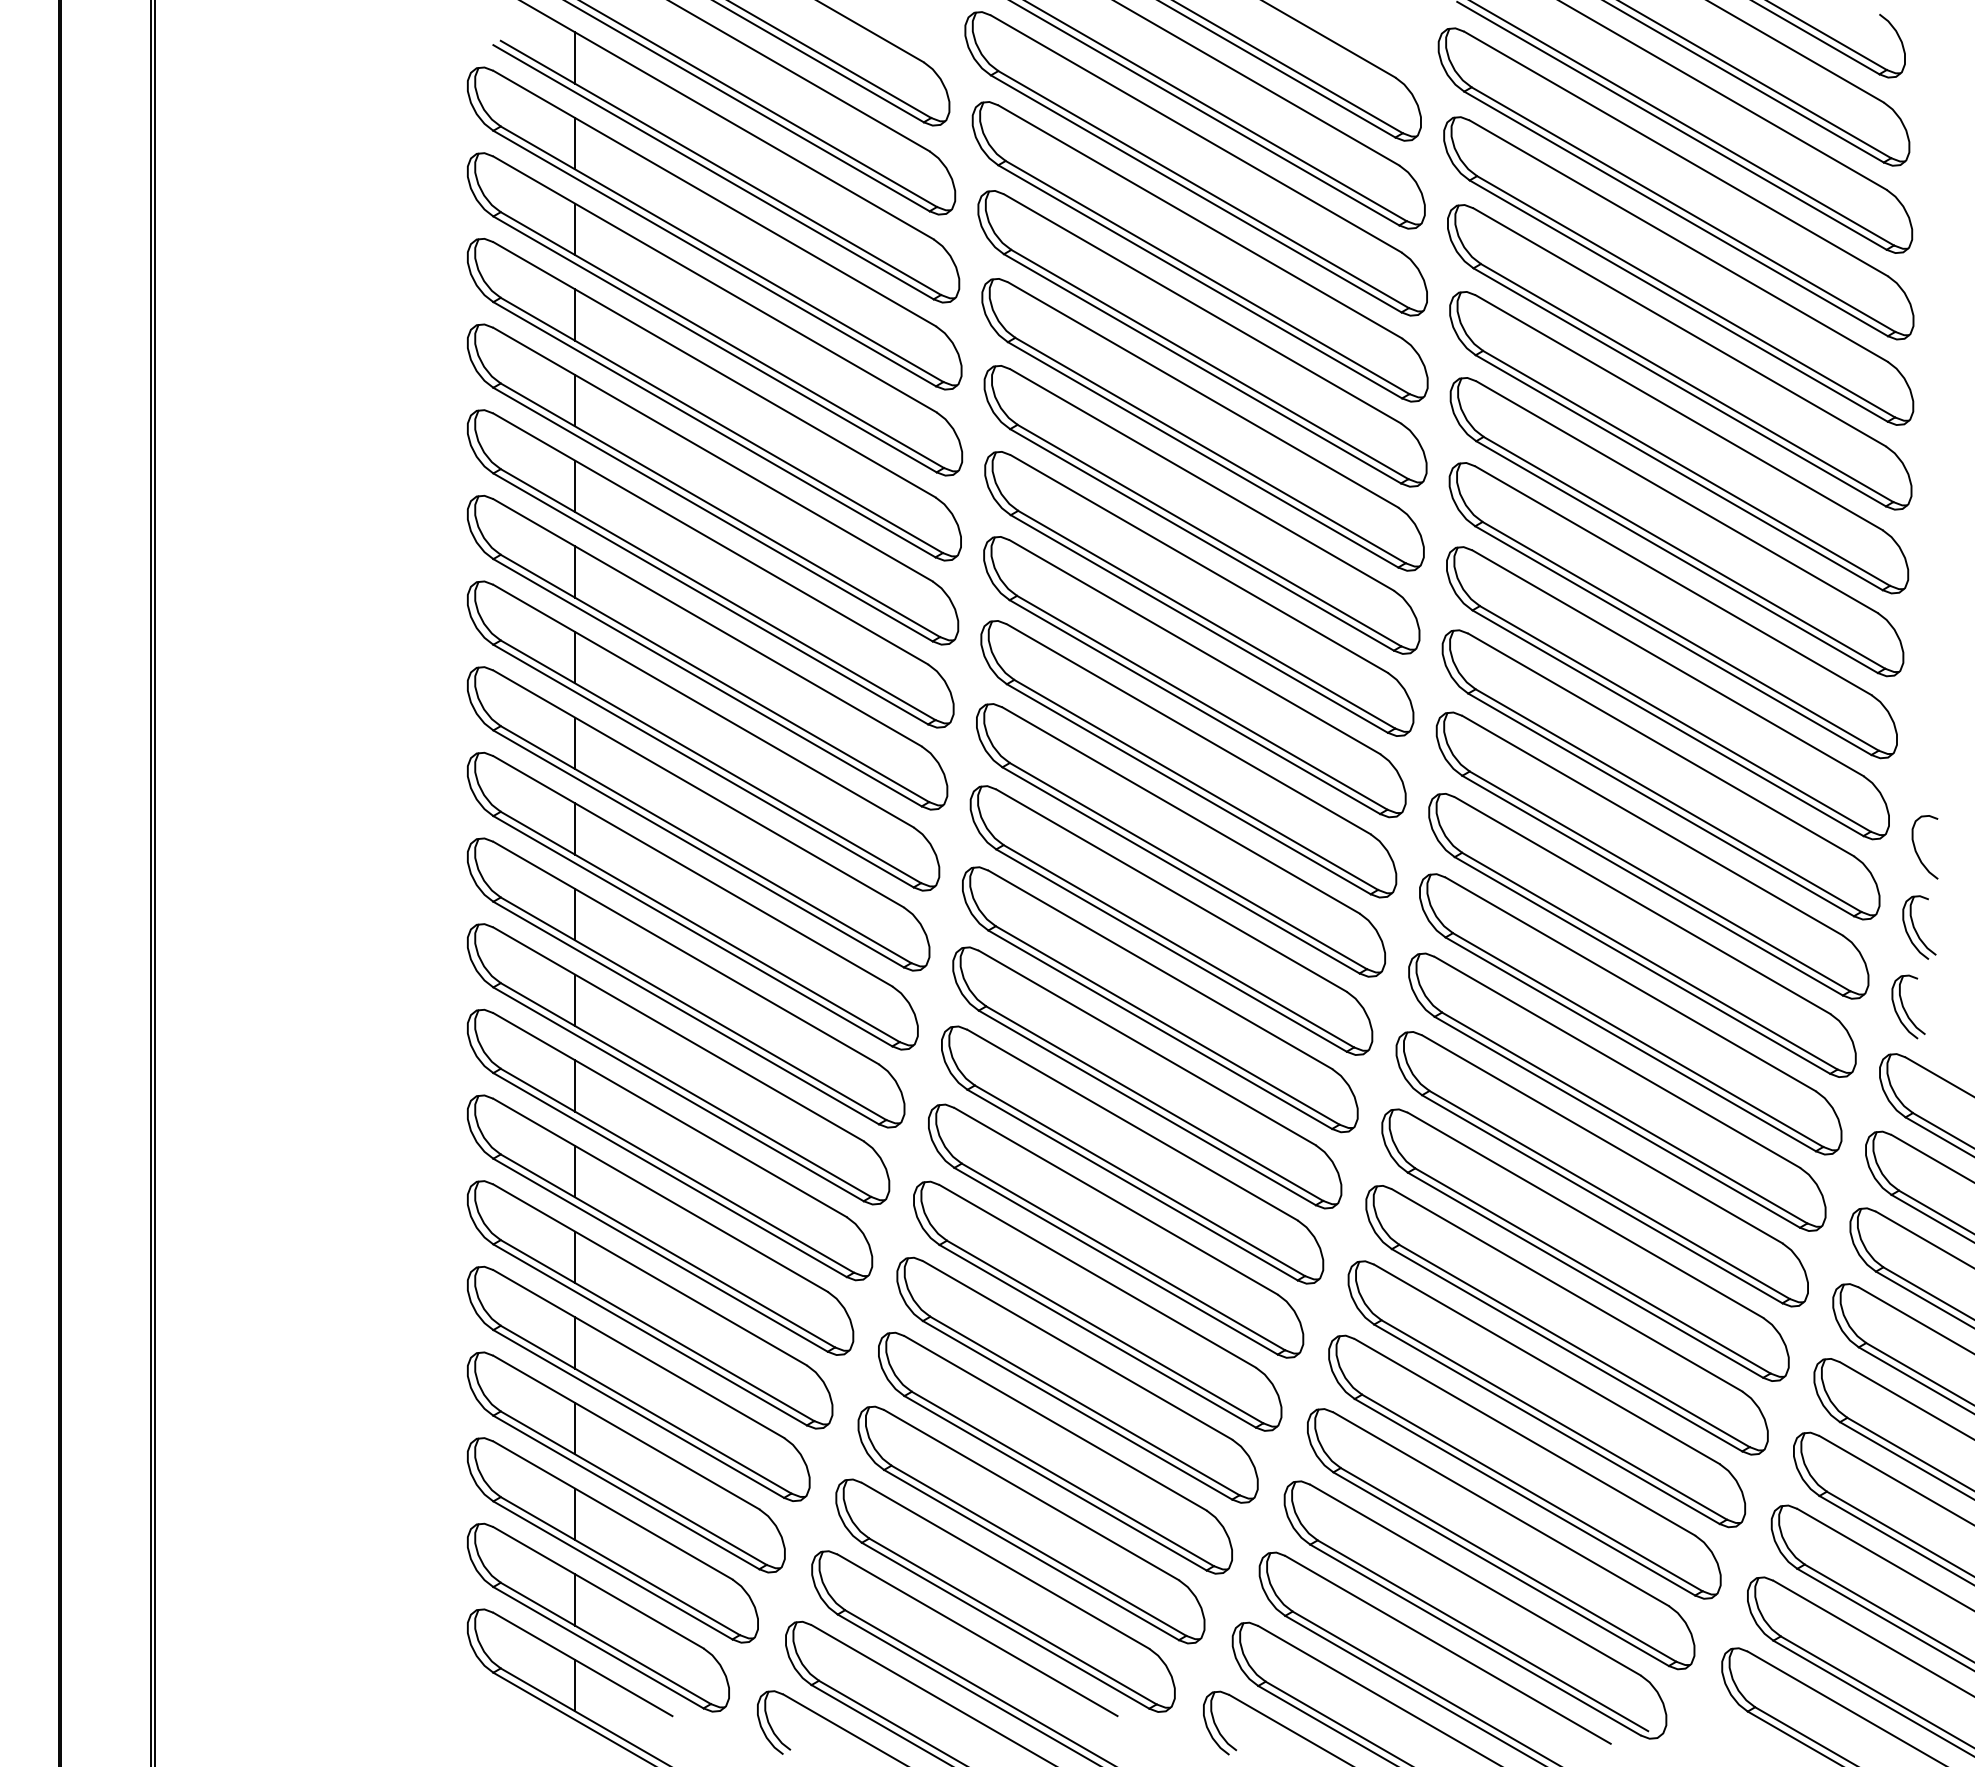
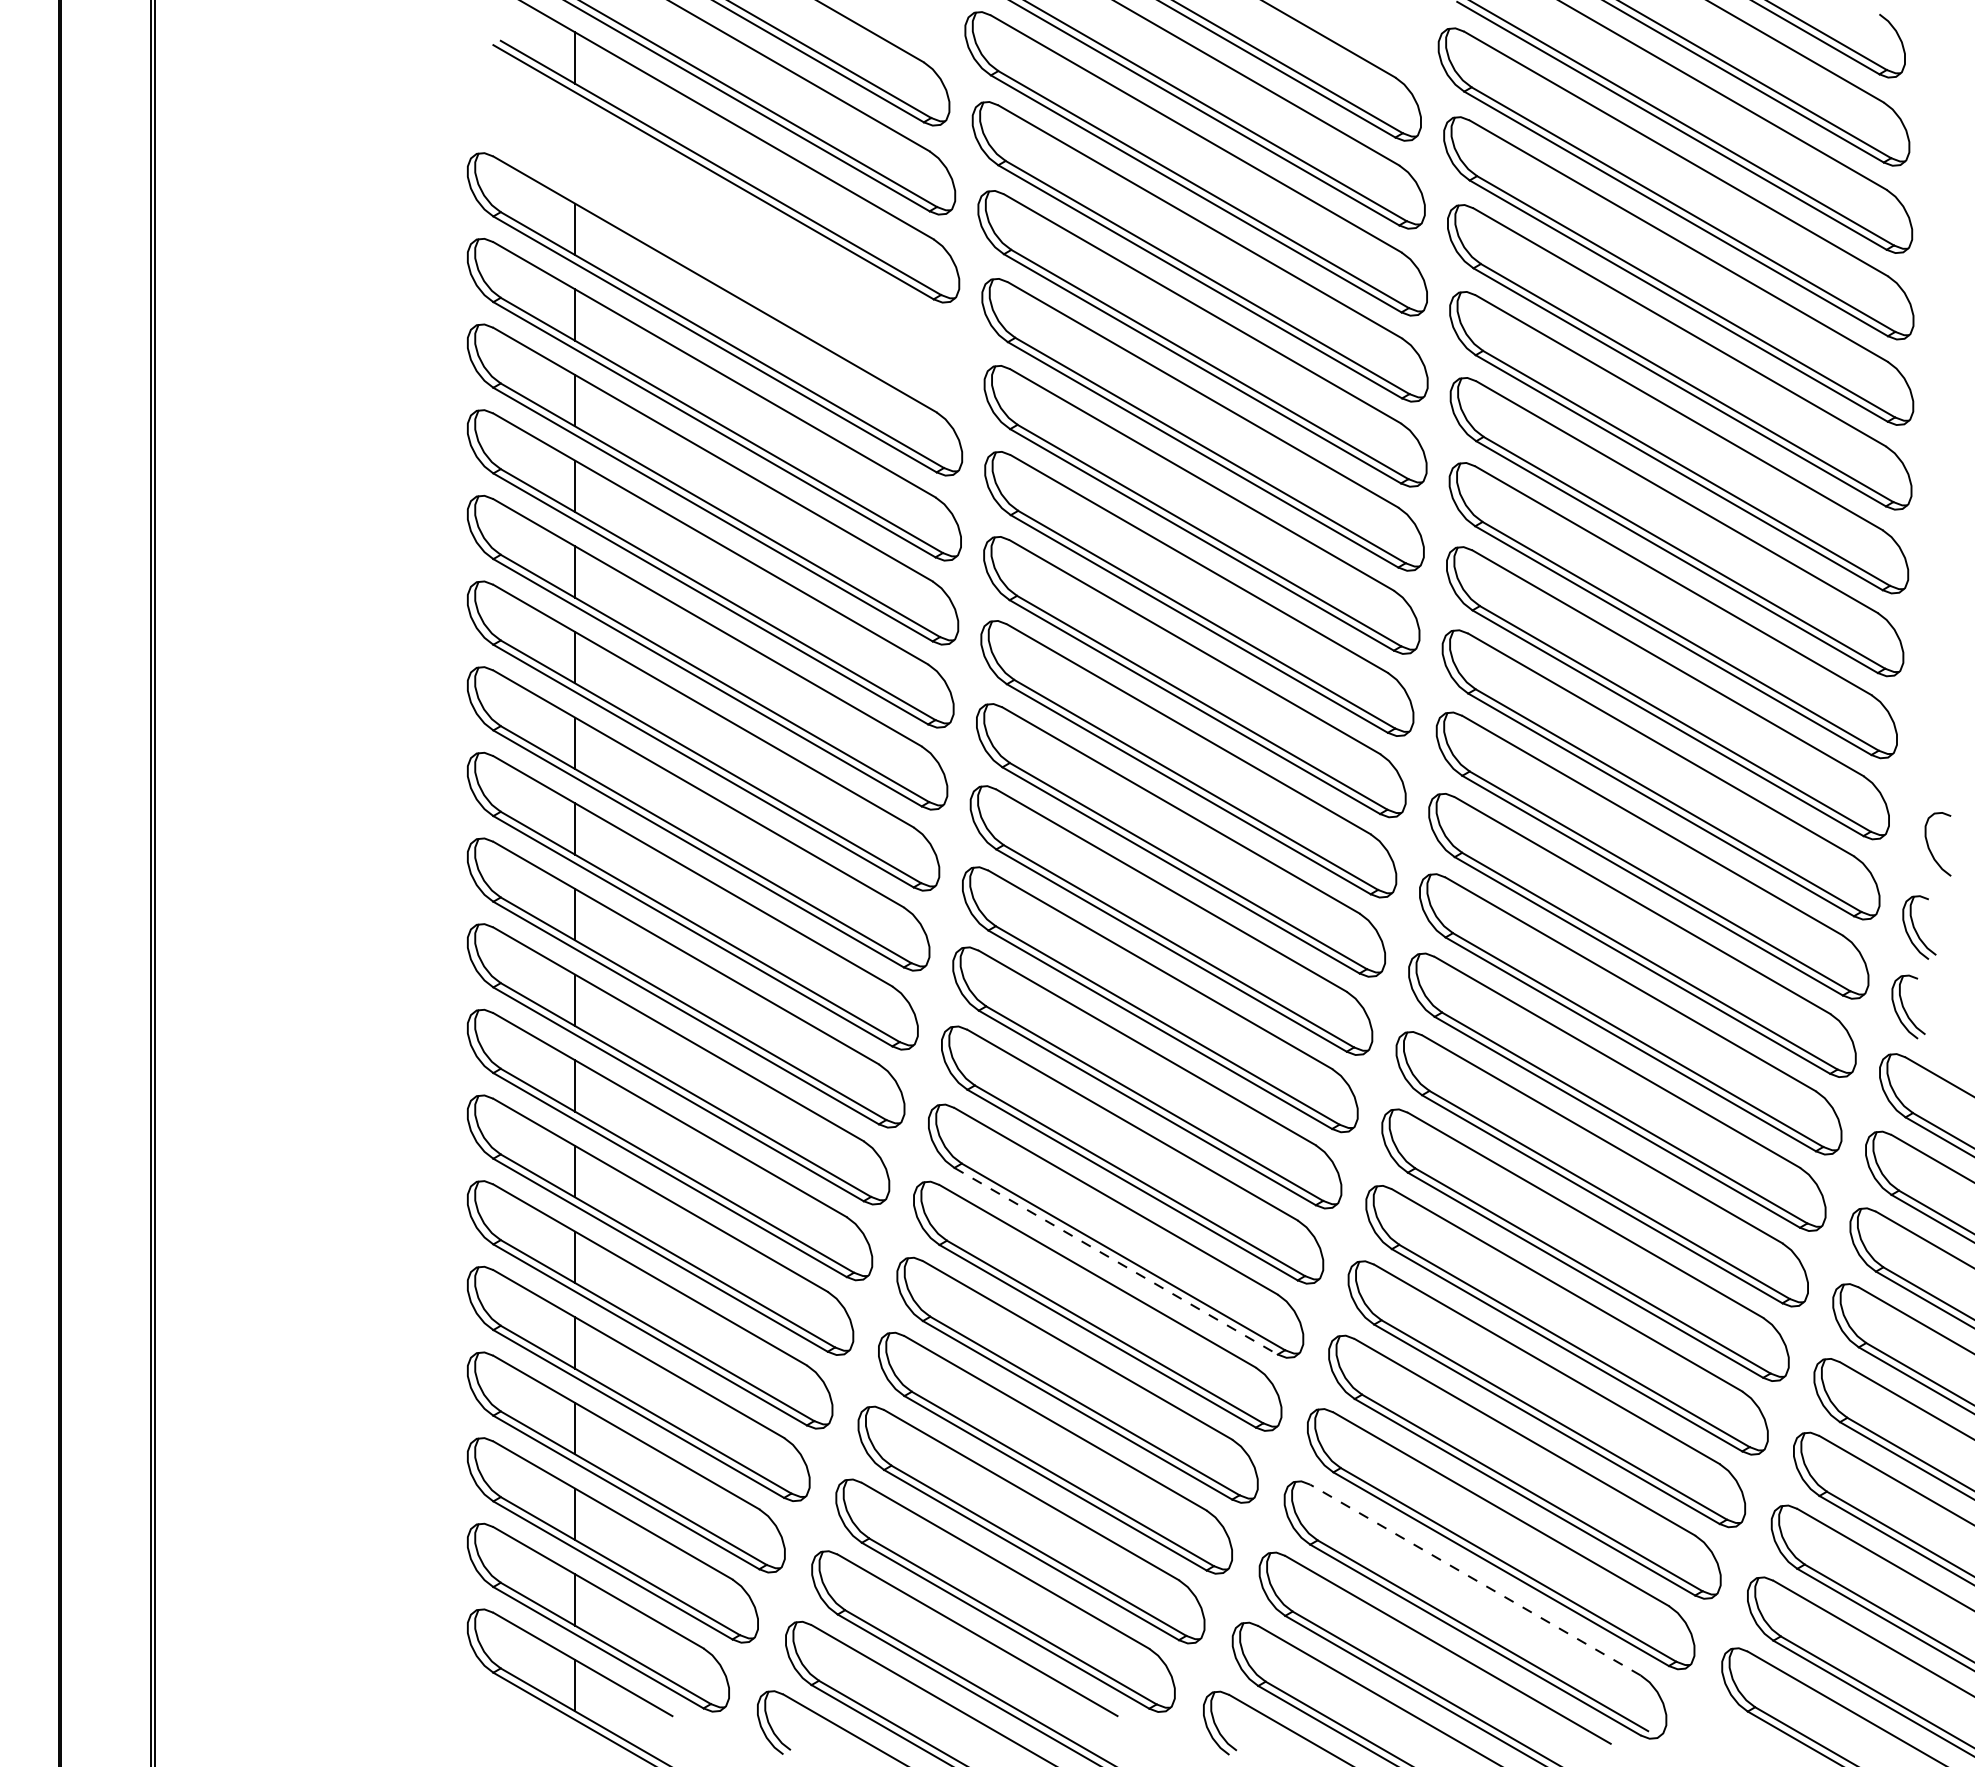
part: present -> none (714, 228)
curve position: (1916, 849) -> (1929, 846) (1929, 846)
line: solid -> dashed (1116, 1261)
line: solid -> dashed (1475, 1580)
